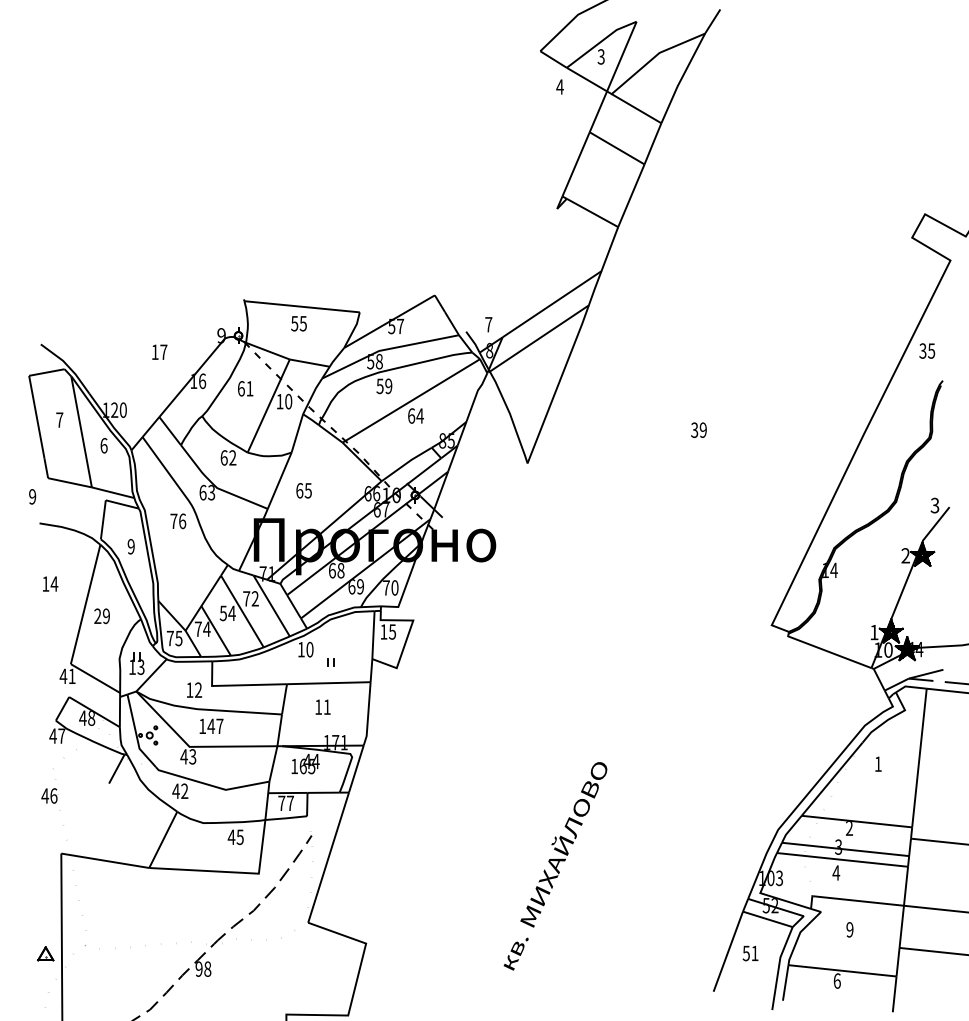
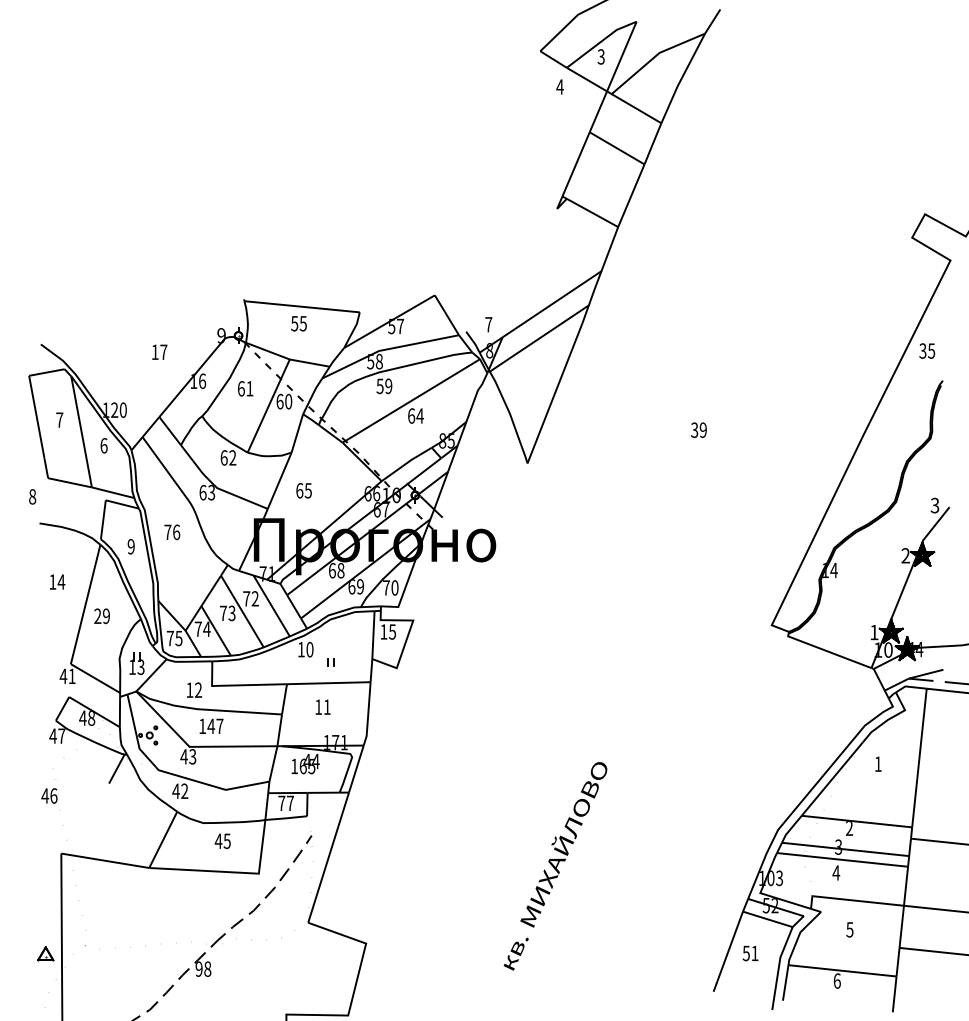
text: 10 -> 60 (279, 401)
text: 9 -> 8 (32, 496)
text position: (178, 521) -> (172, 532) (172, 532)
text position: (50, 583) -> (57, 581) (57, 581)
text: 54 -> 73 (227, 613)
text position: (235, 837) -> (222, 841) (222, 841)
text: 9 -> 5 (849, 929)
